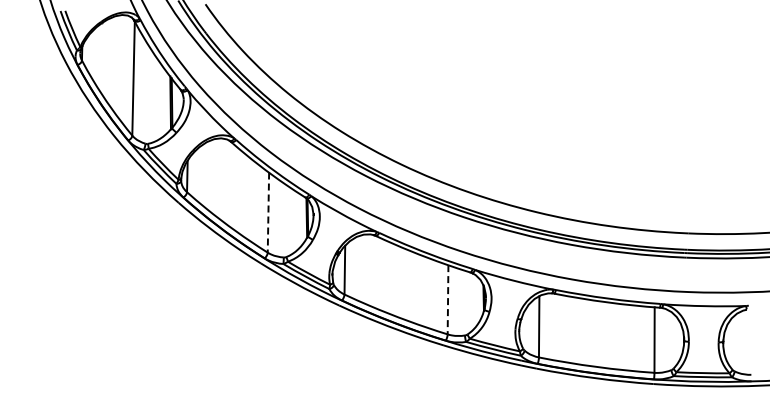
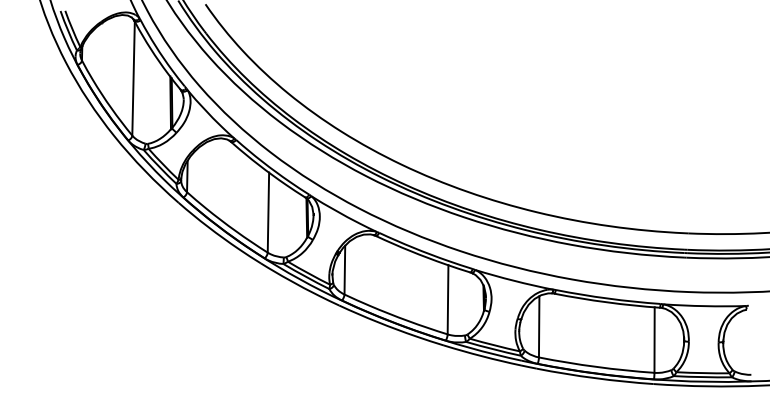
line: dashed -> solid (268, 213)
line: dashed -> solid (448, 299)
